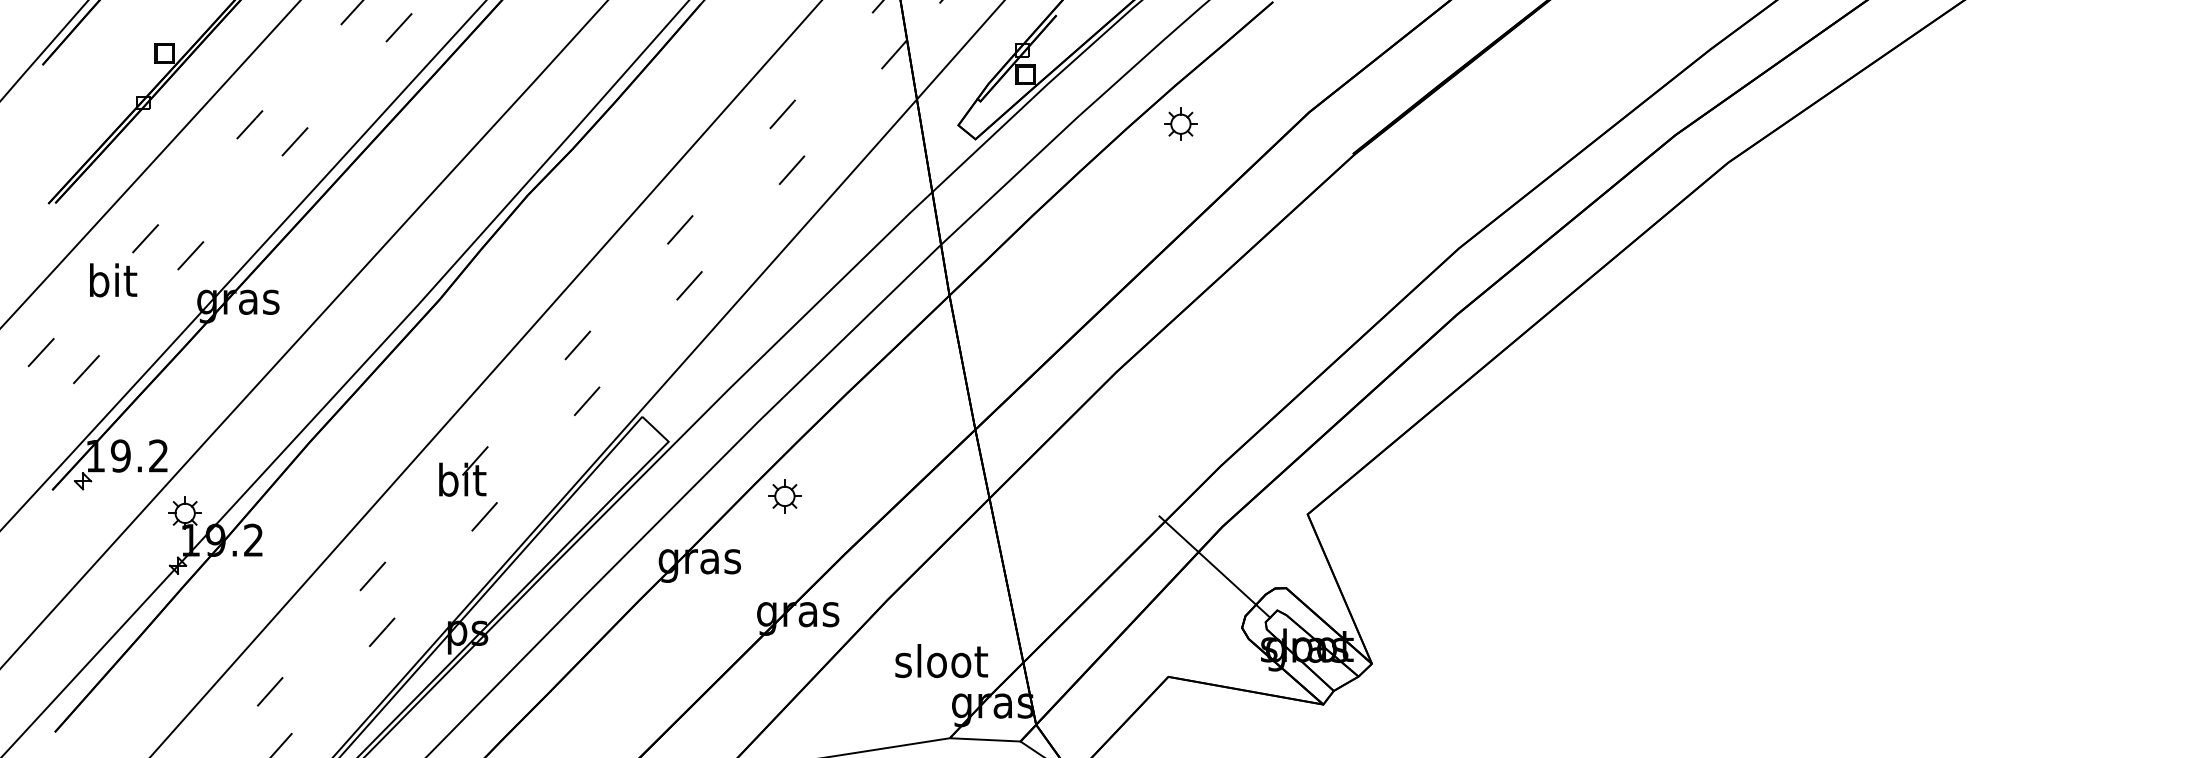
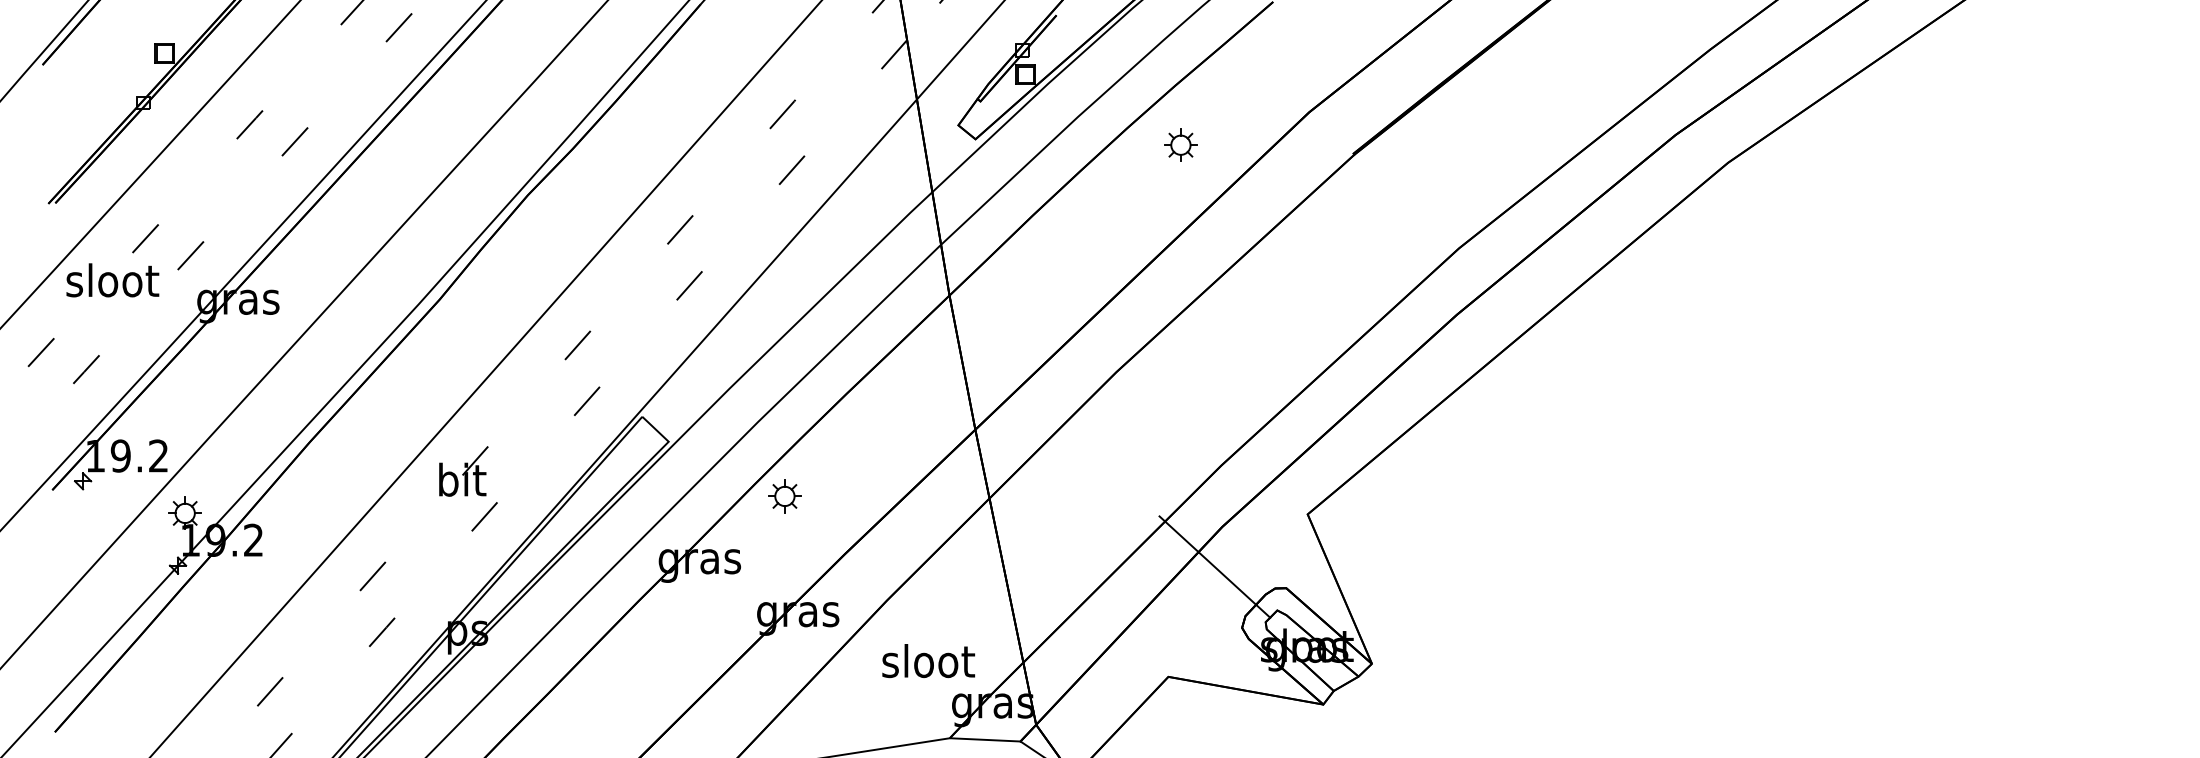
part position: (1180, 123) -> (1180, 144) (1180, 144)
text: bit -> sloot (112, 280)
text position: (941, 661) -> (928, 661) (928, 661)
